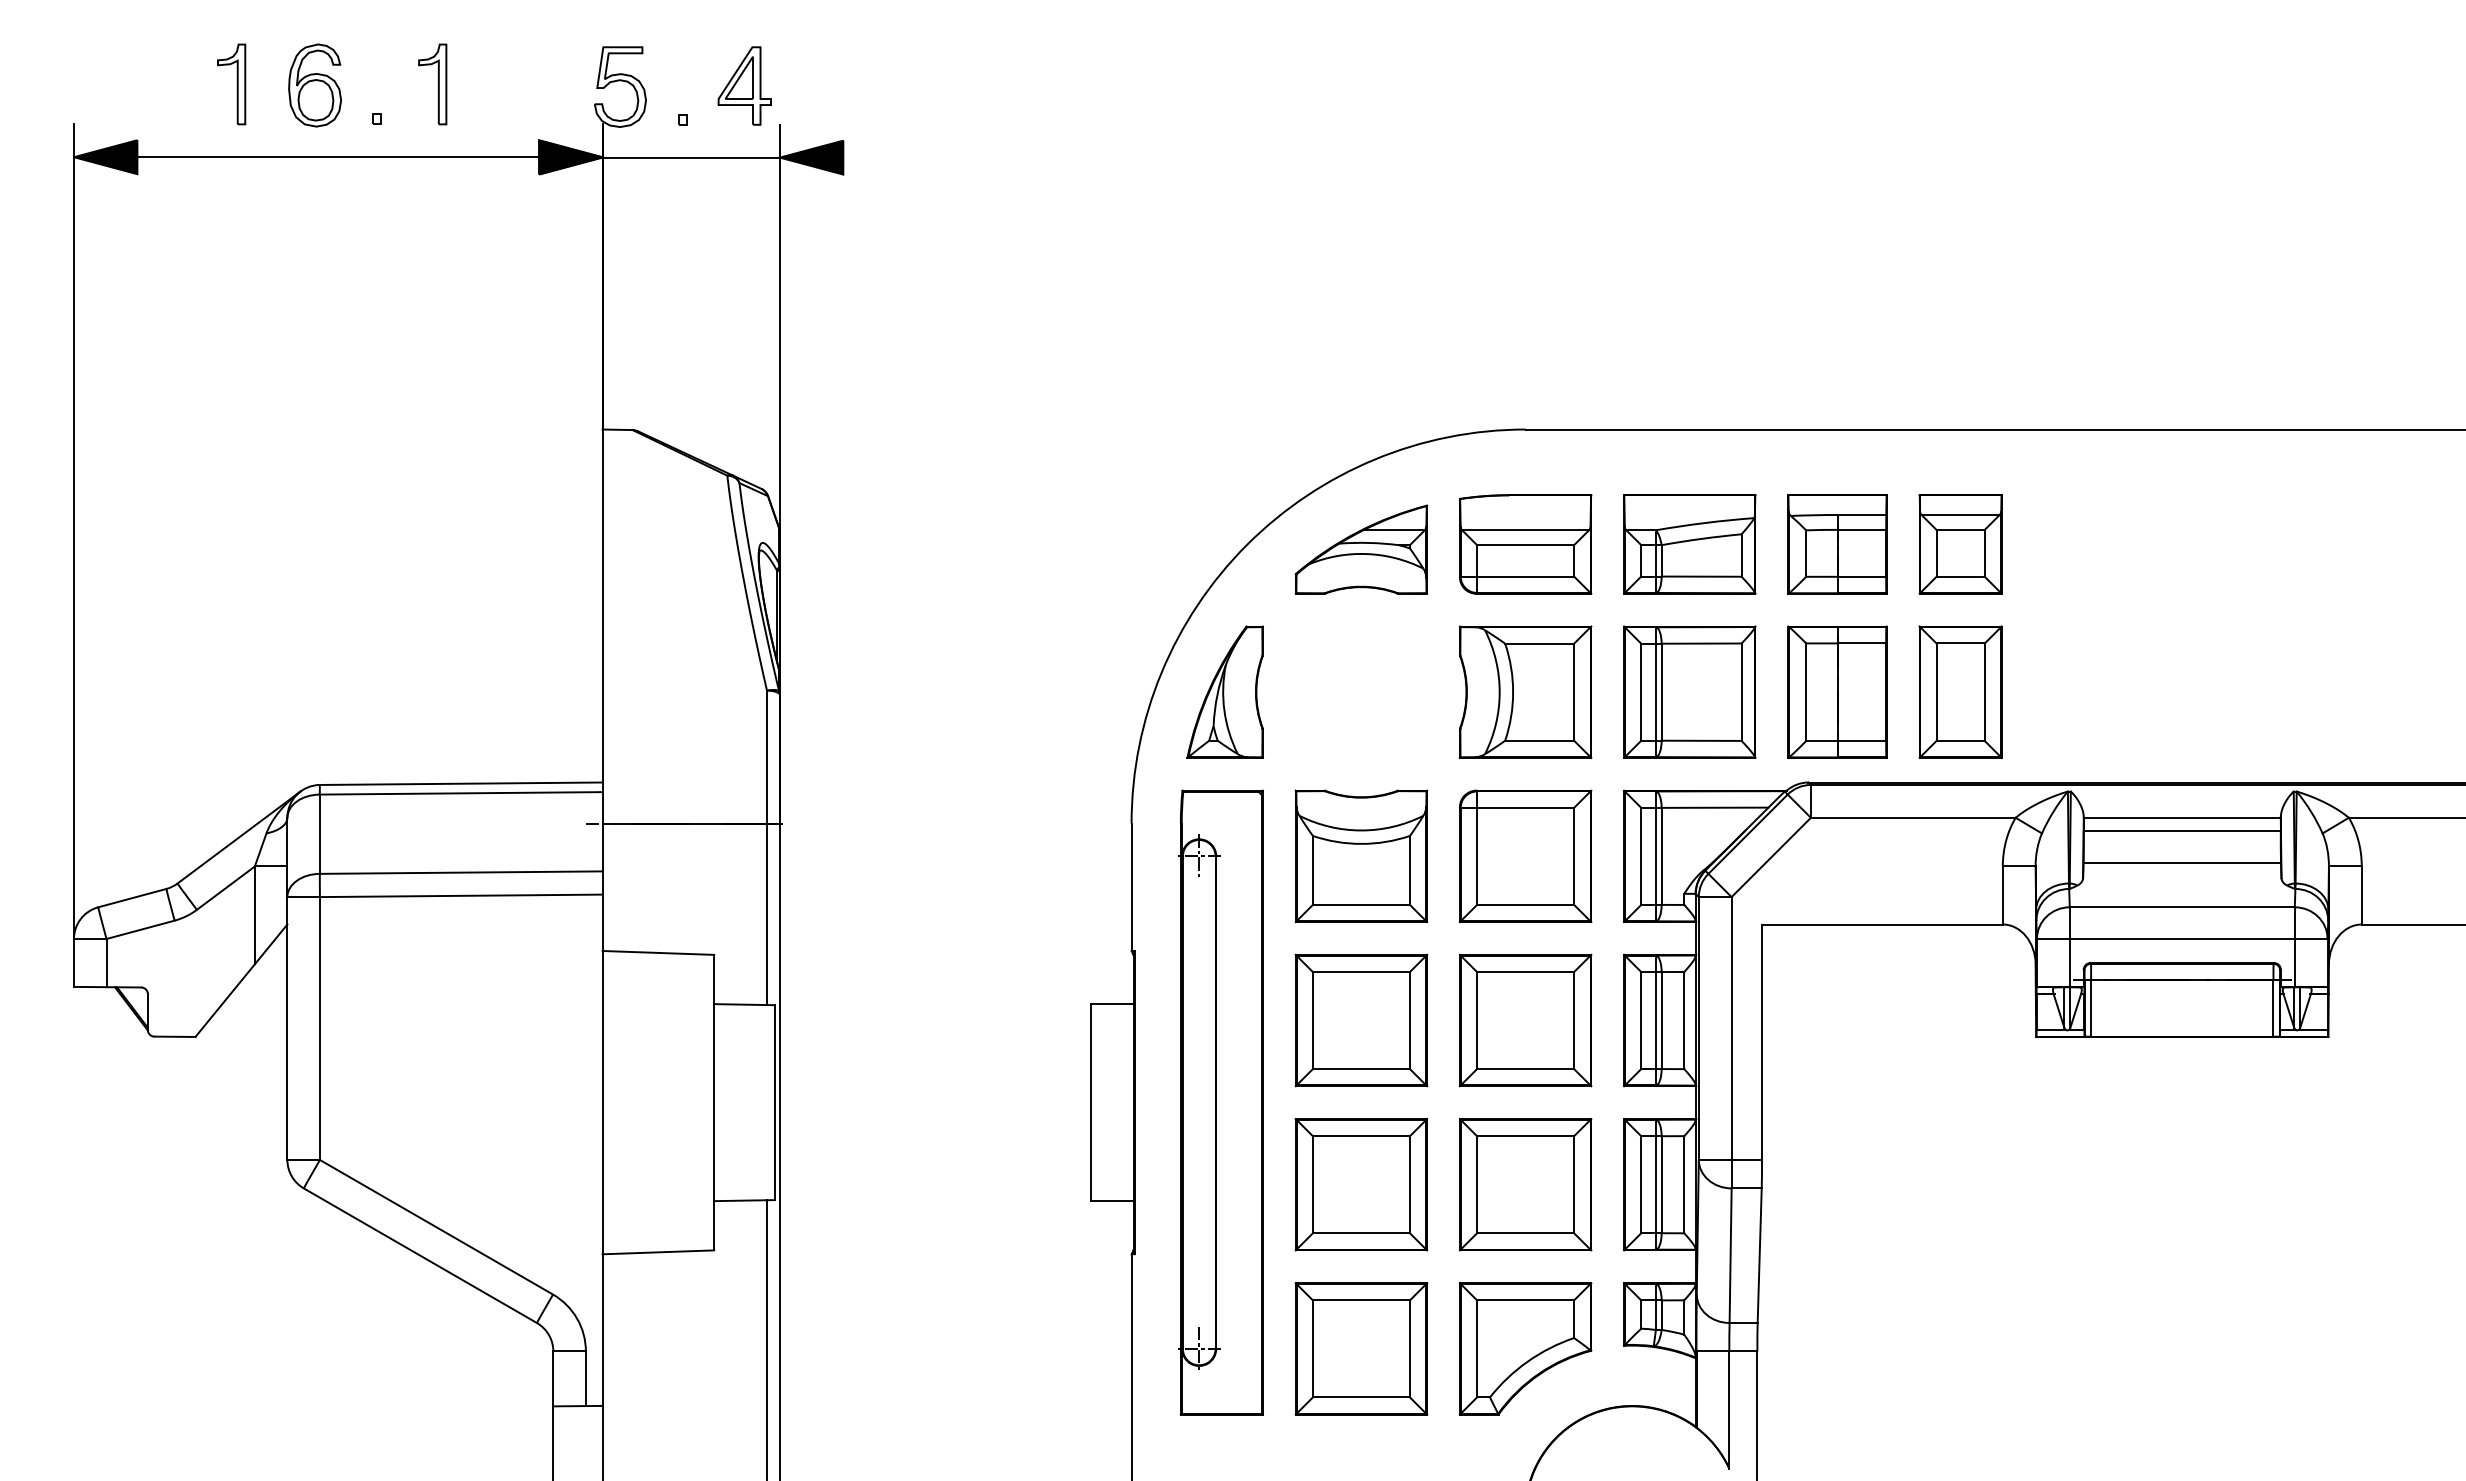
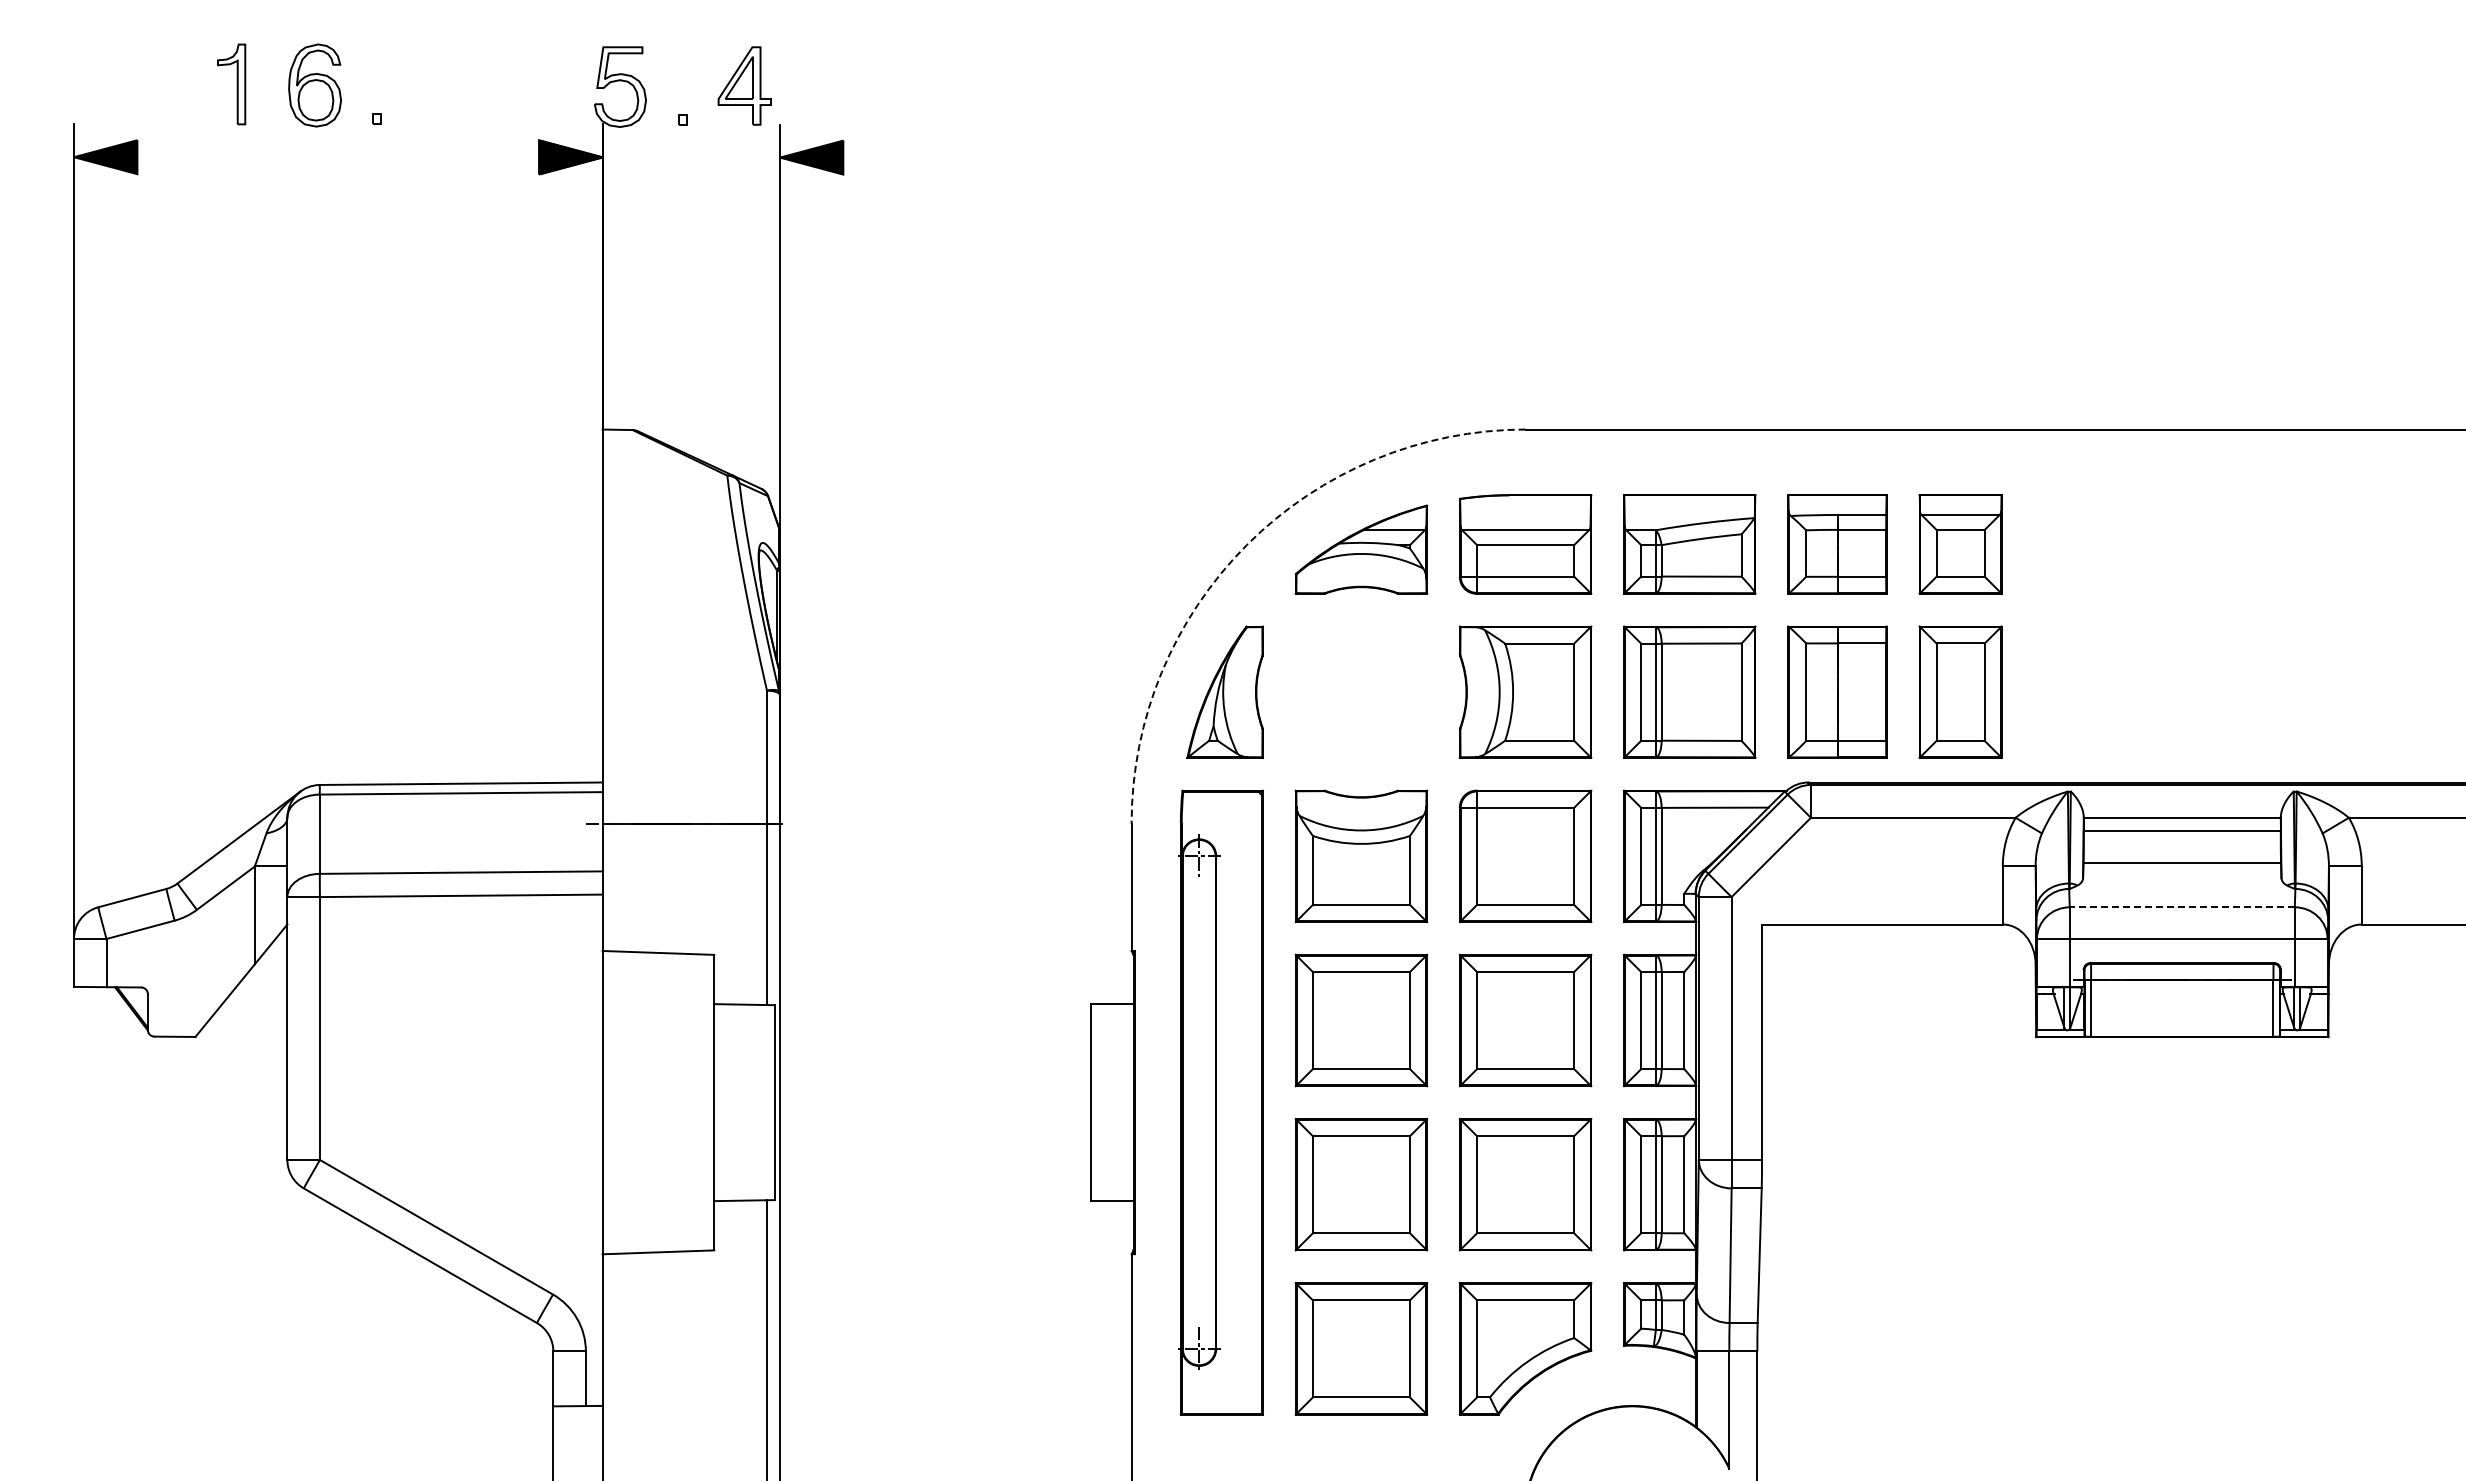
part: present -> none (432, 84)
line: present -> none (338, 157)
line: present -> none (690, 157)
arc: solid -> dashed (1247, 544)
line: solid -> dashed (2182, 907)
